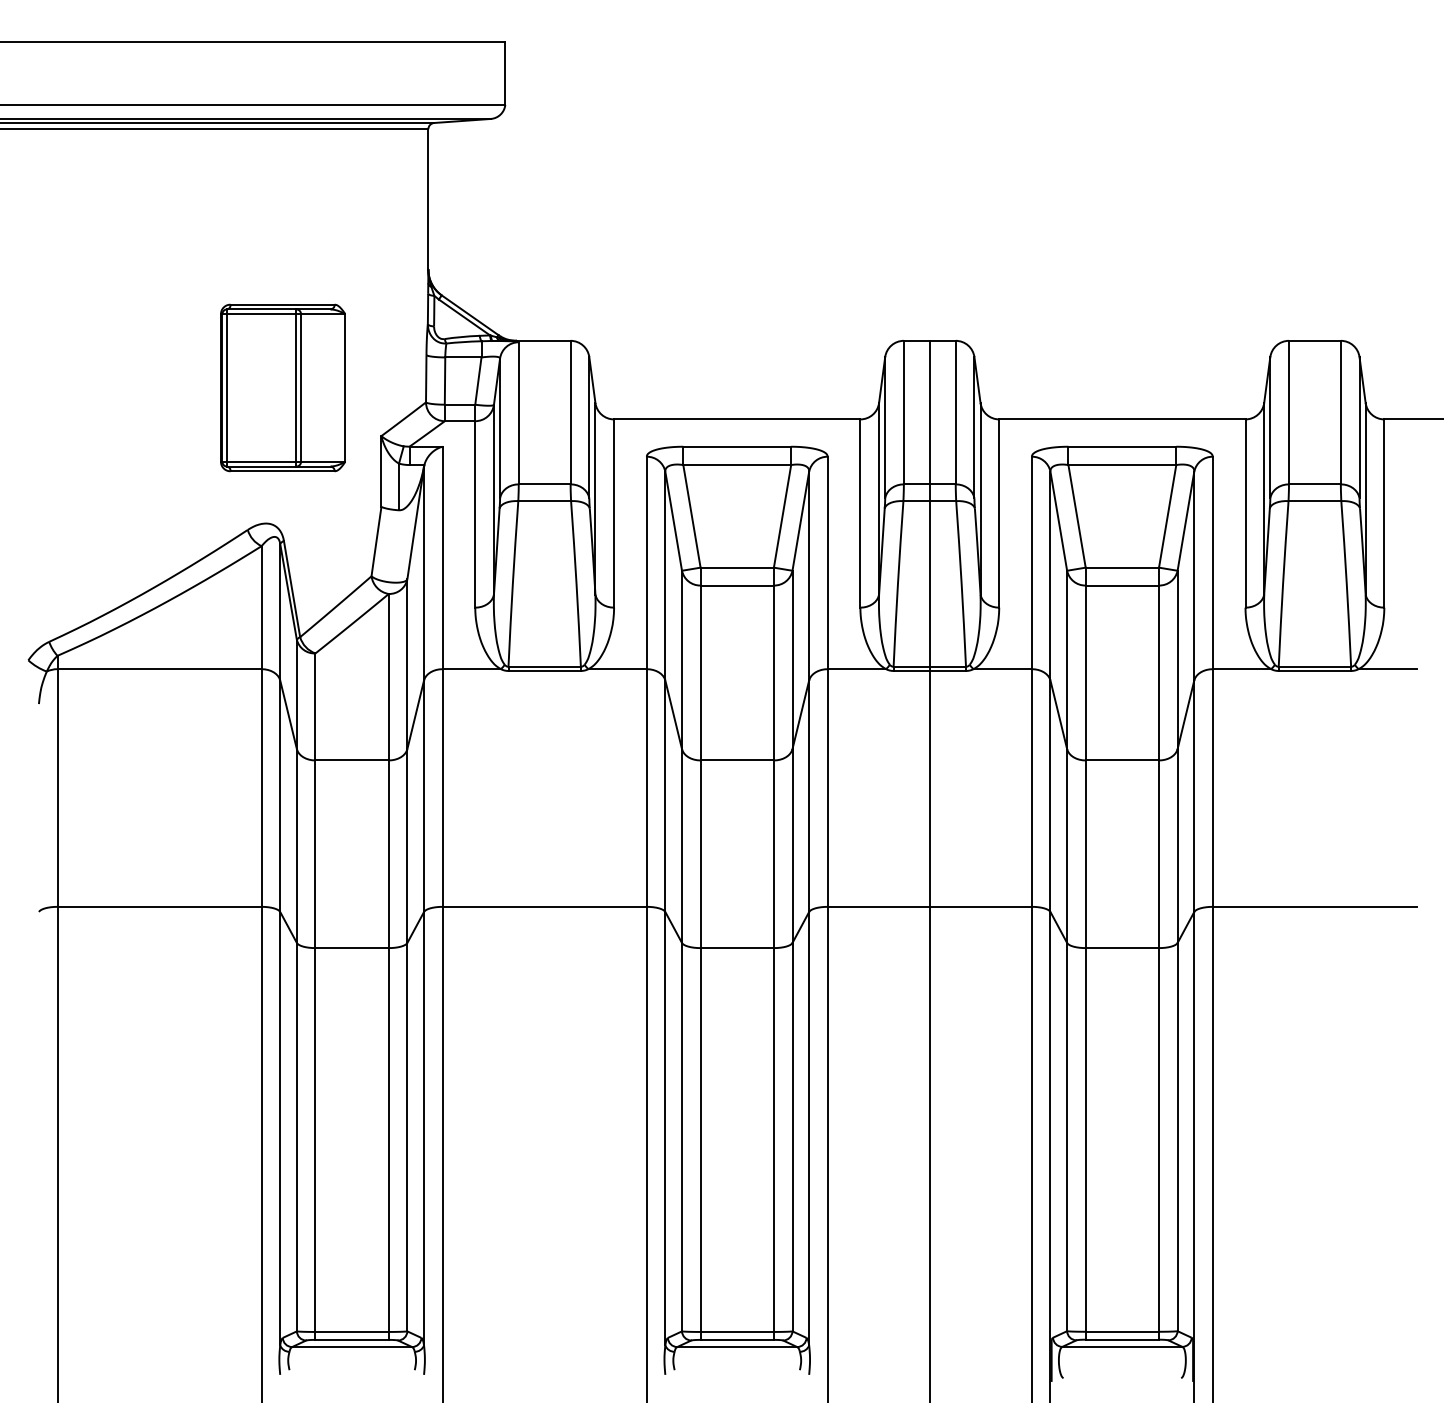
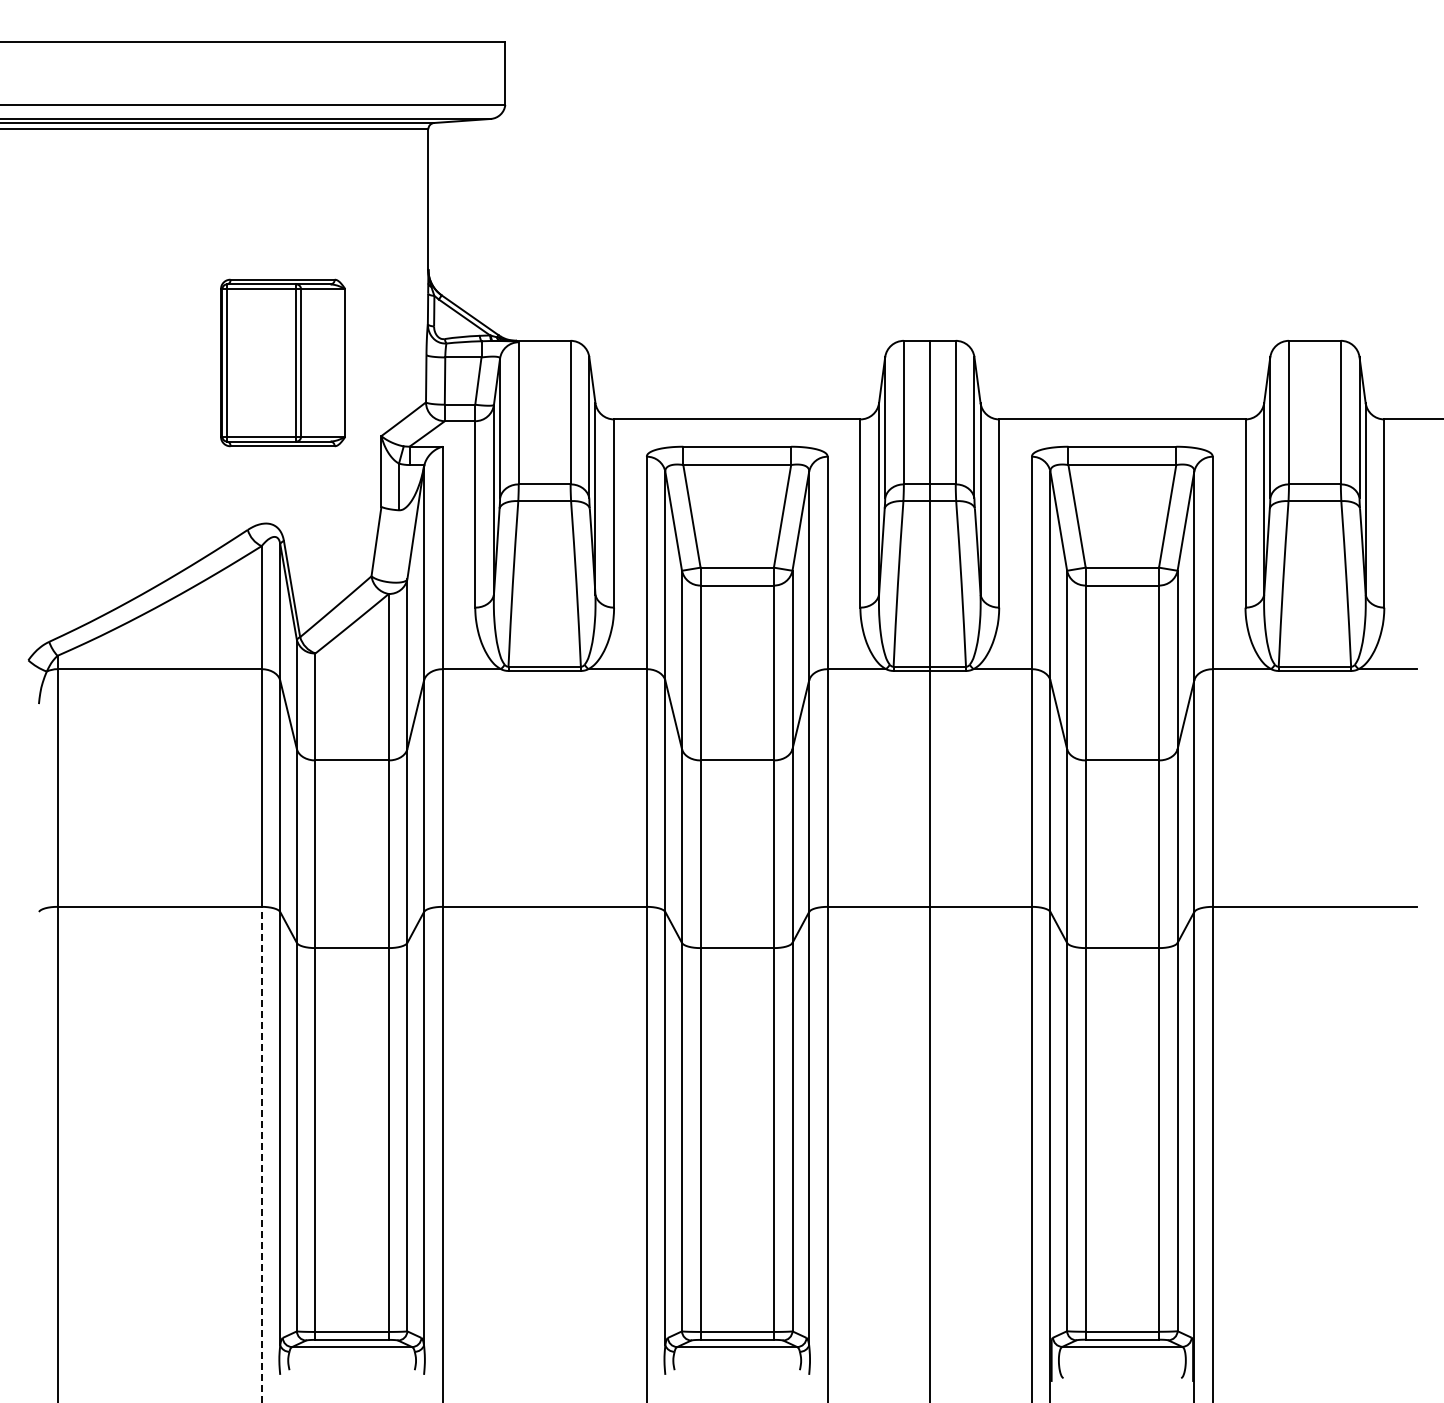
part position: (282, 387) -> (282, 362) (282, 362)
line: solid -> dashed (261, 1154)
